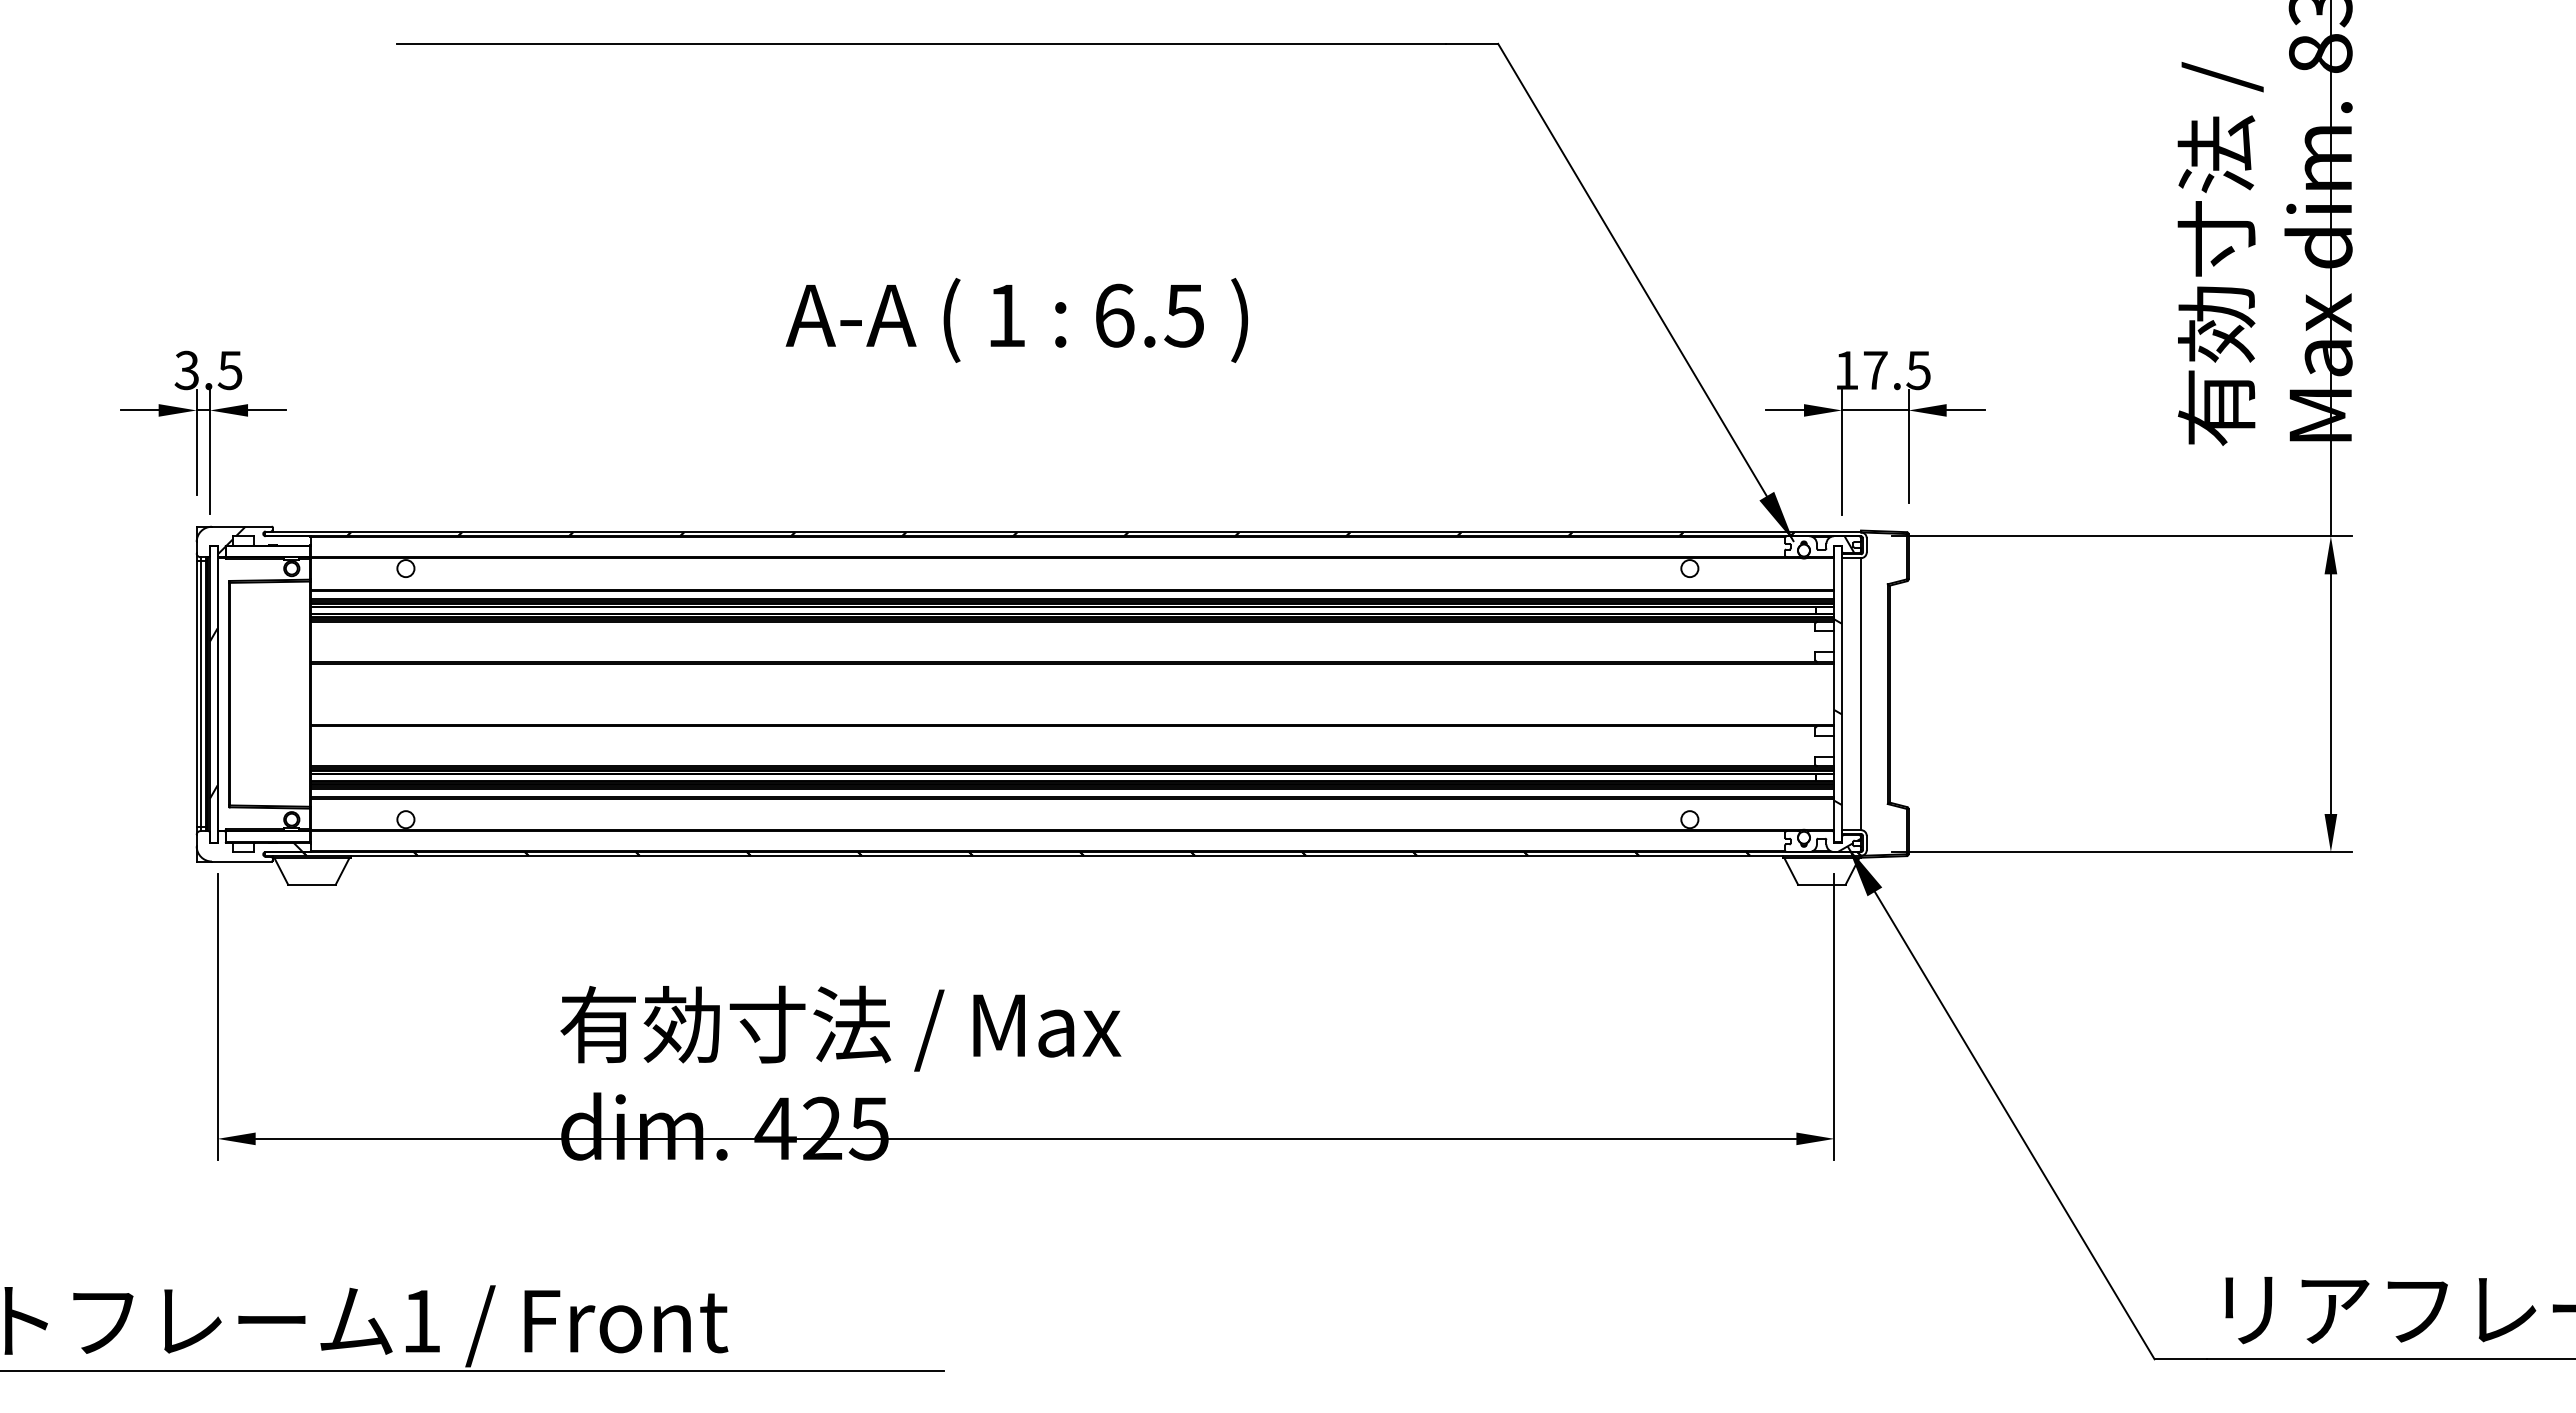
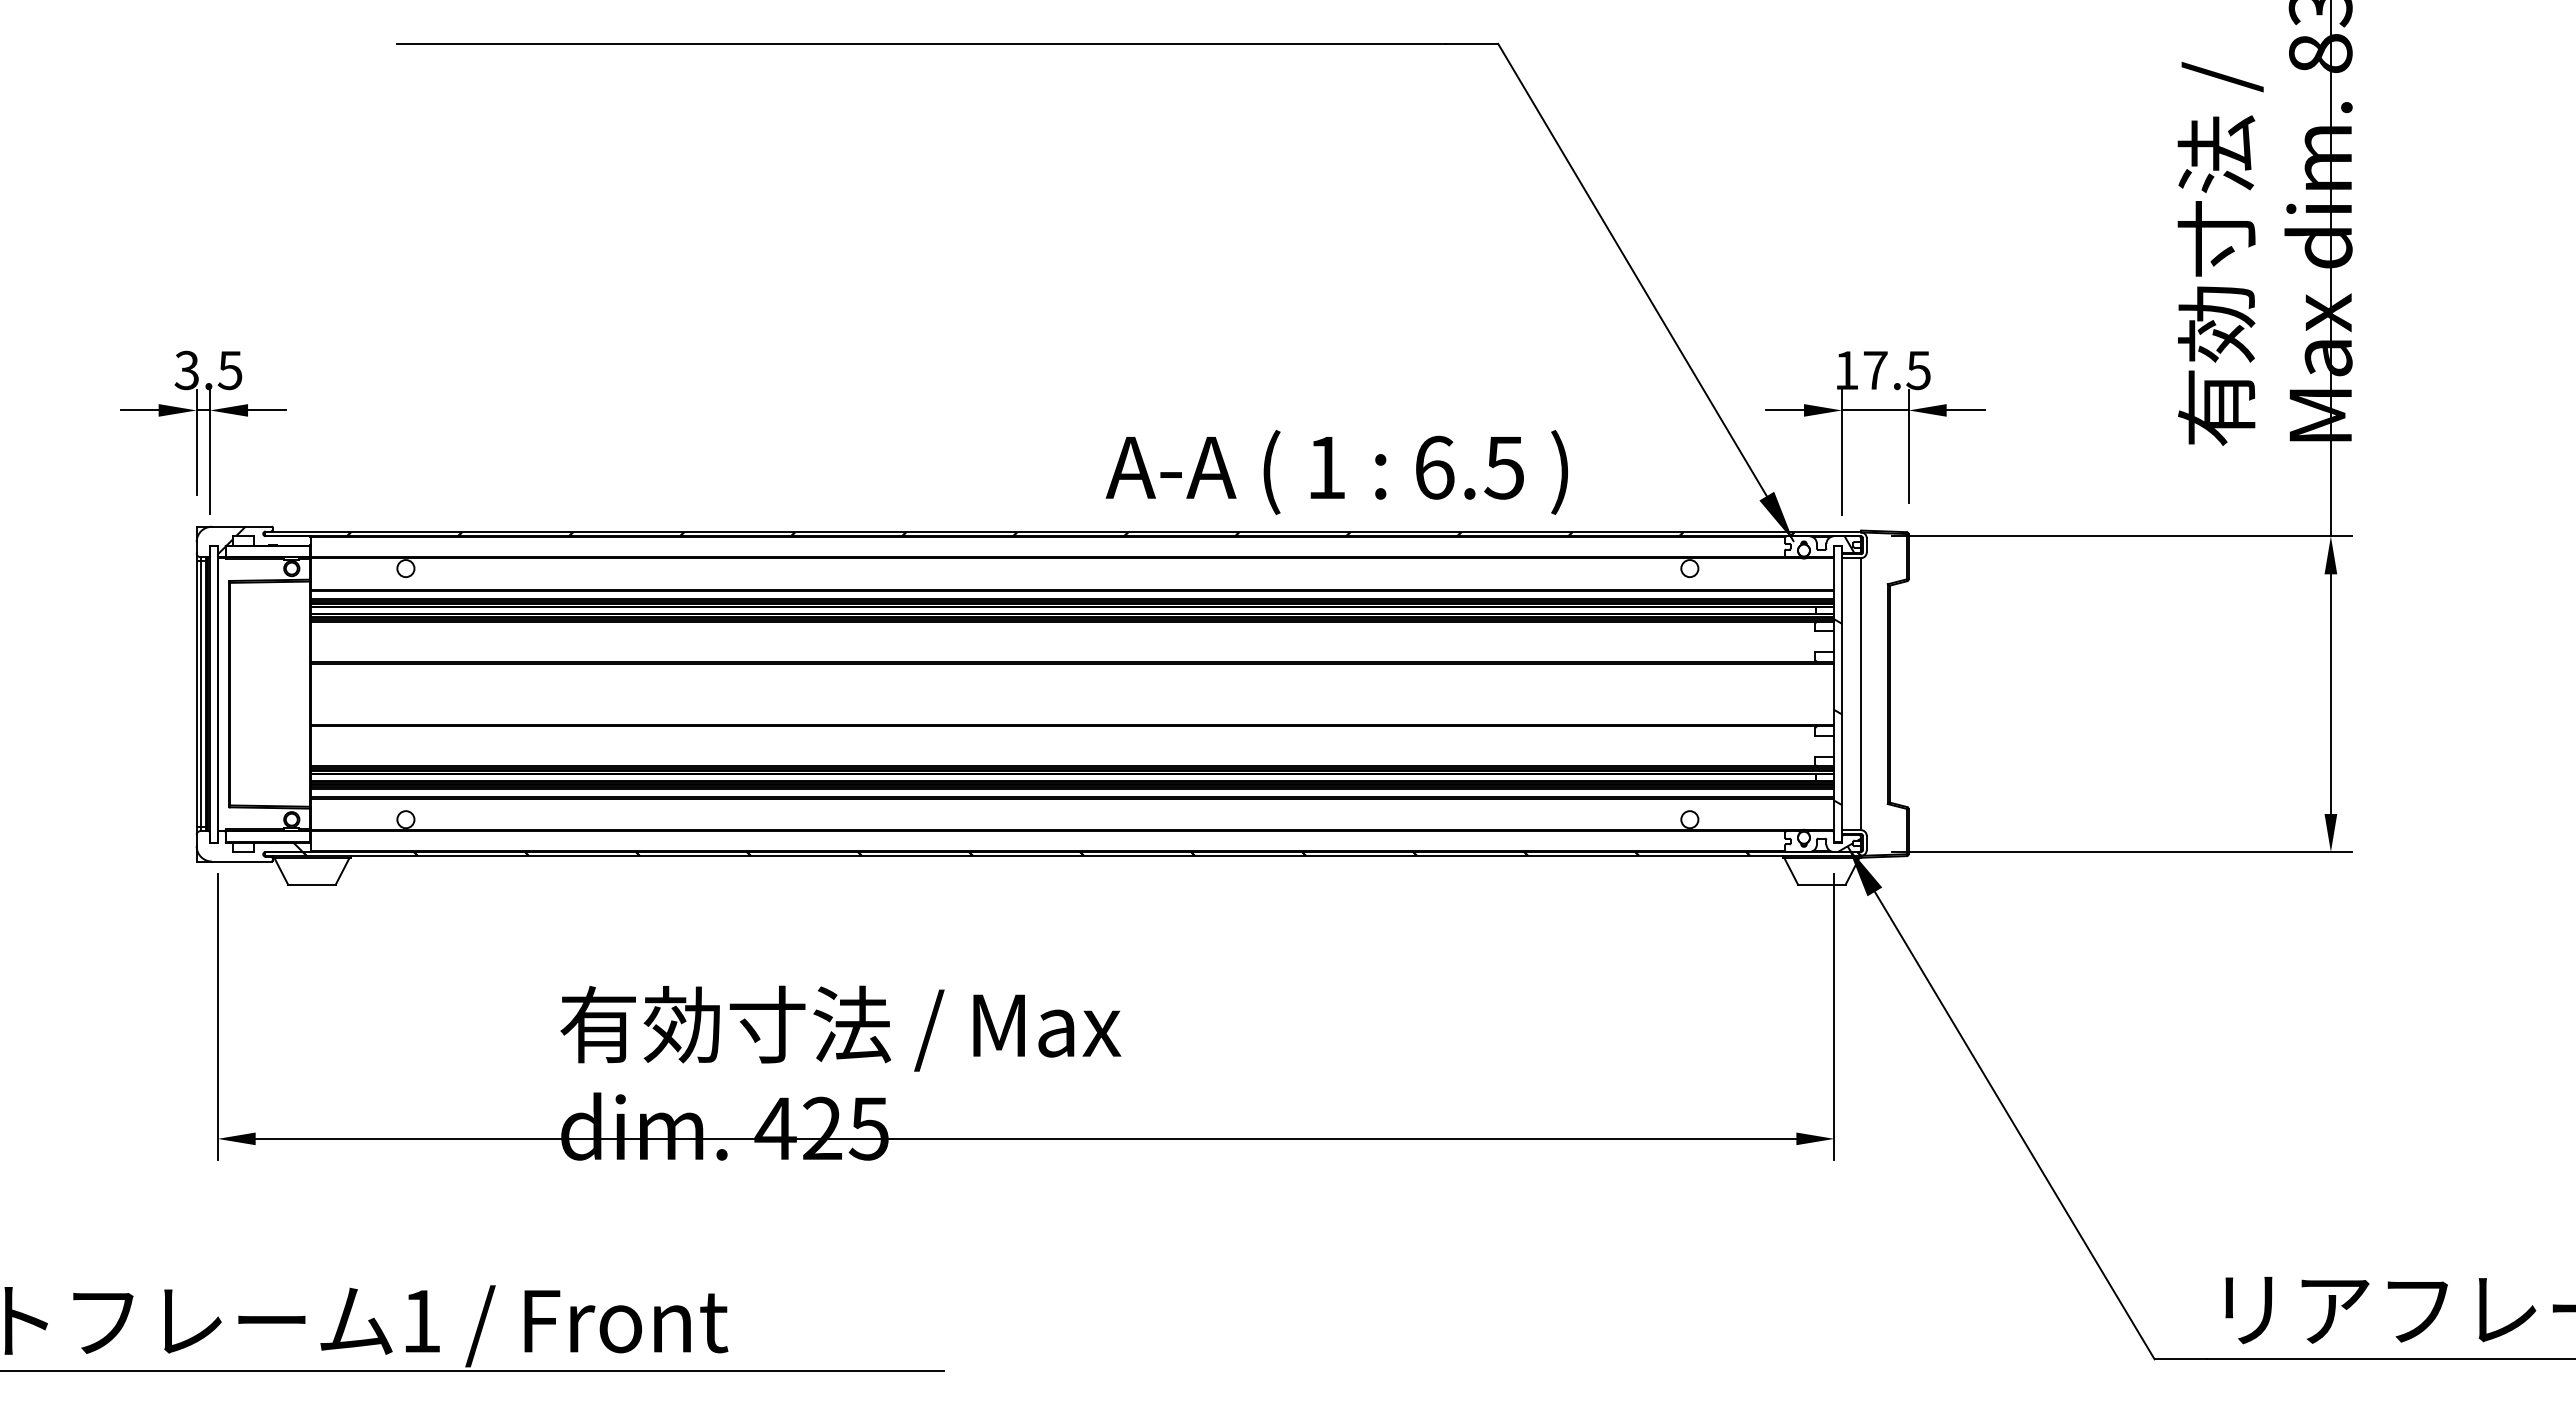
text position: (1016, 320) -> (1336, 472) (1336, 472)
hatch: present -> none (213, 713)
